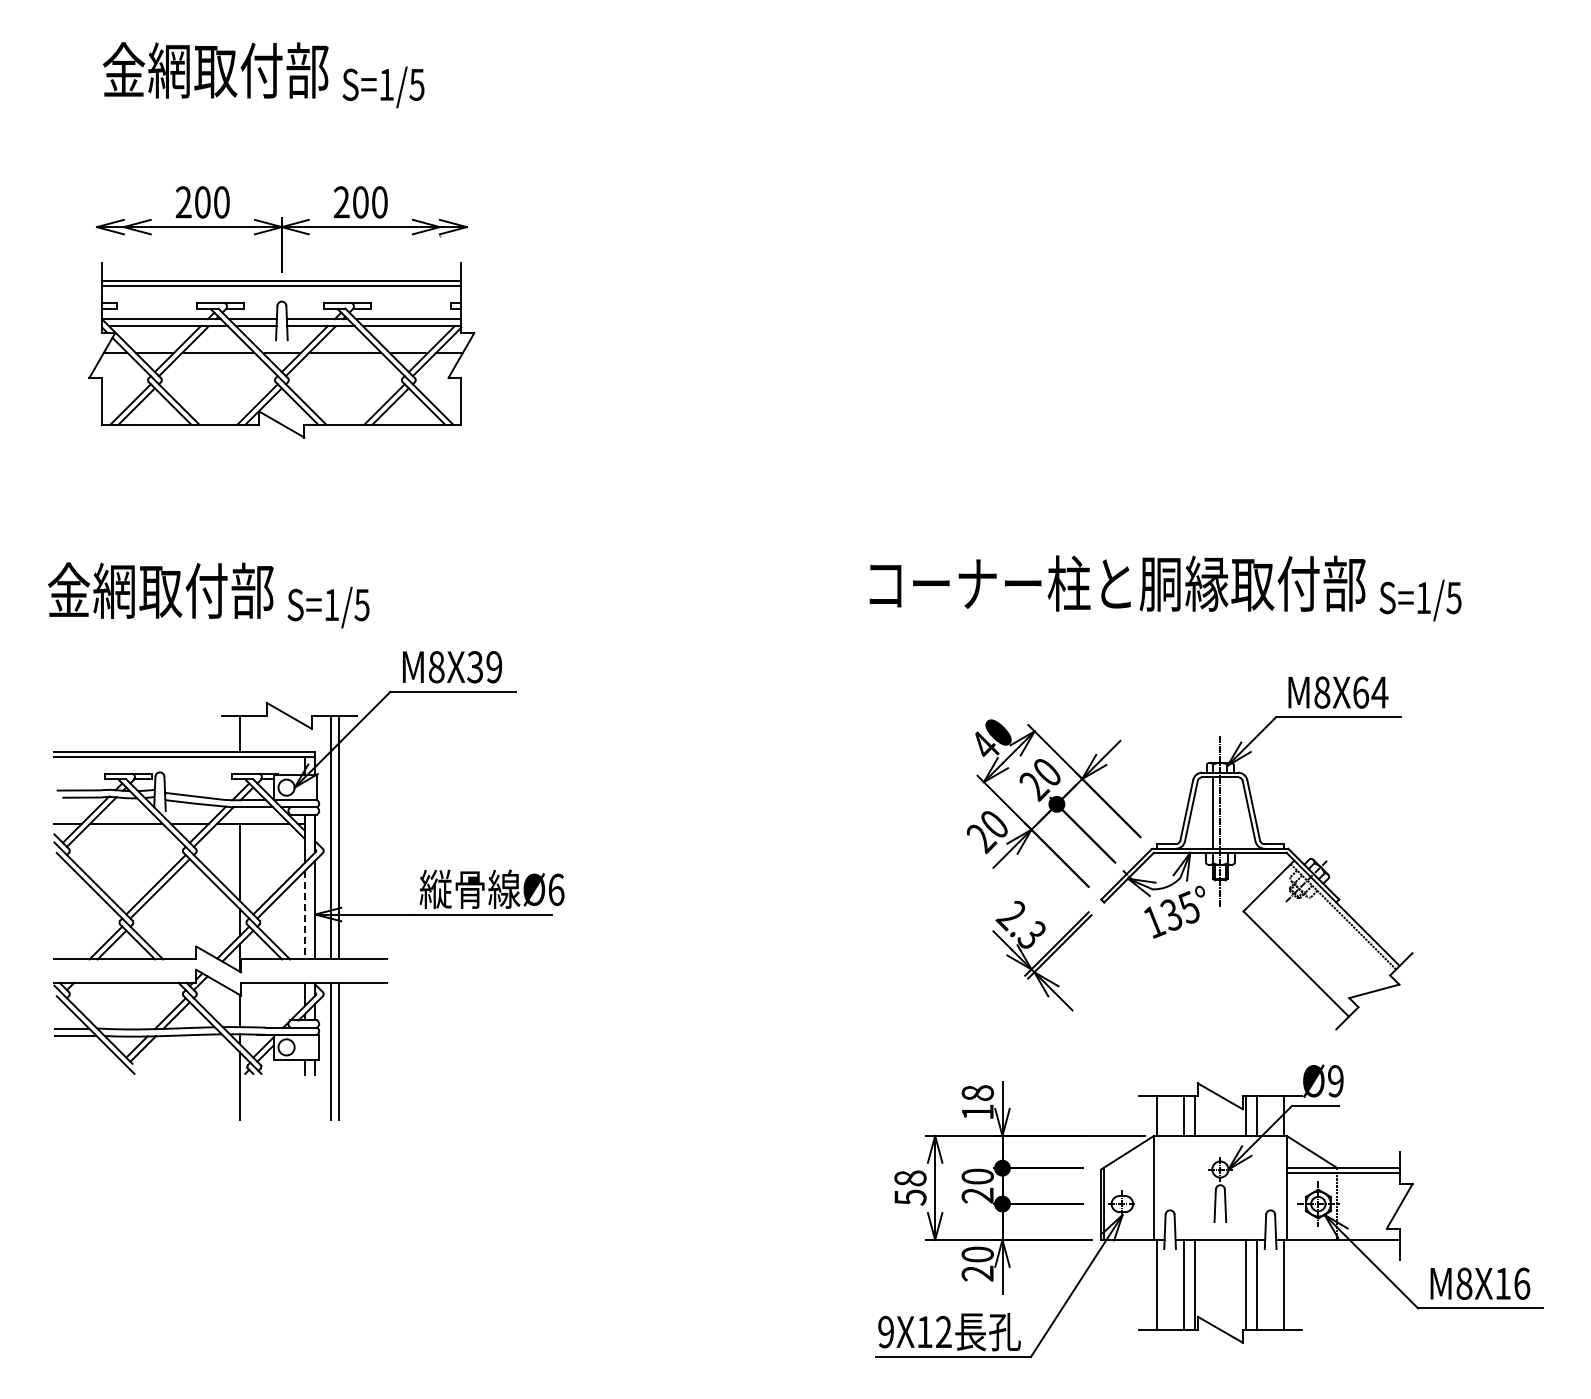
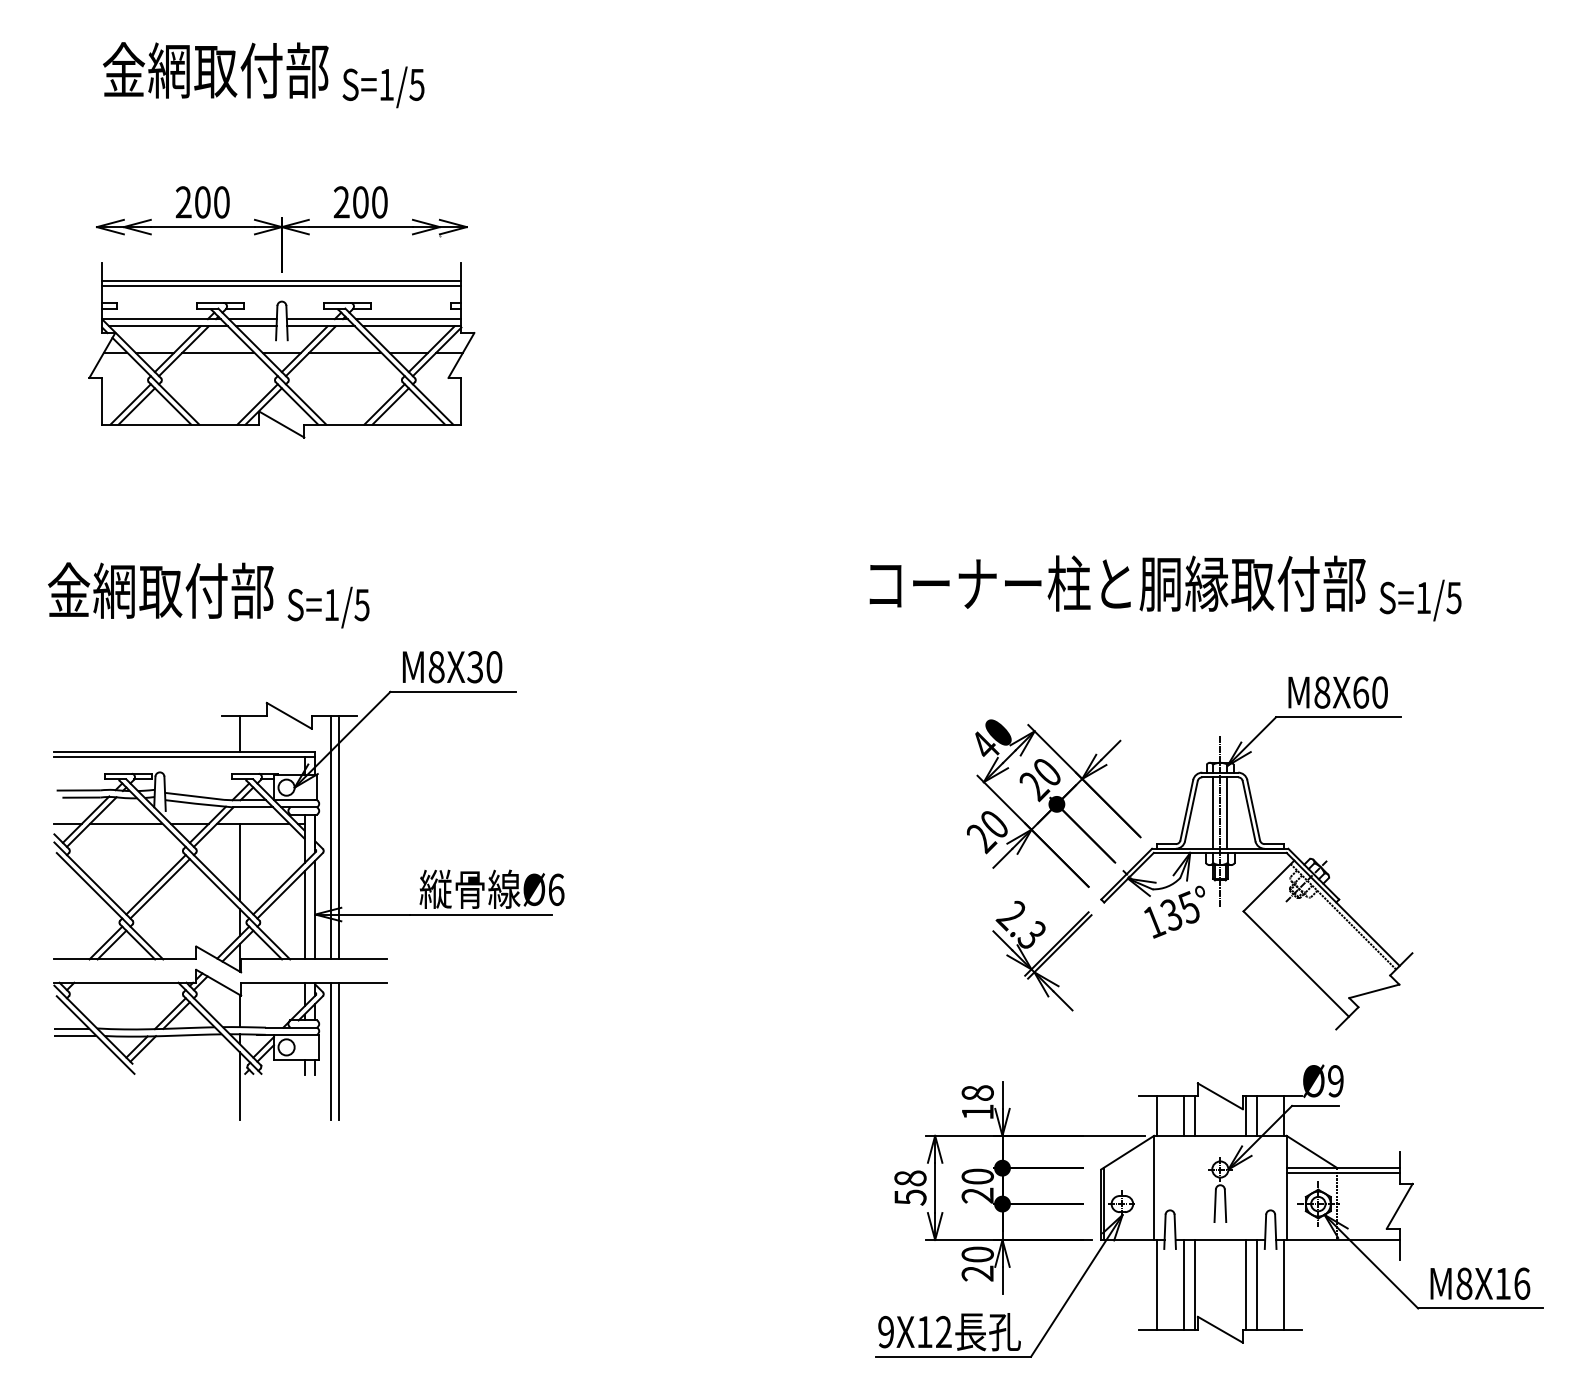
text: M8X39 -> M8X30 (494, 667)
text: M8X64 -> M8X60 (1379, 692)
line: none -> present (1227, 812)
line: dashed -> solid (304, 915)
